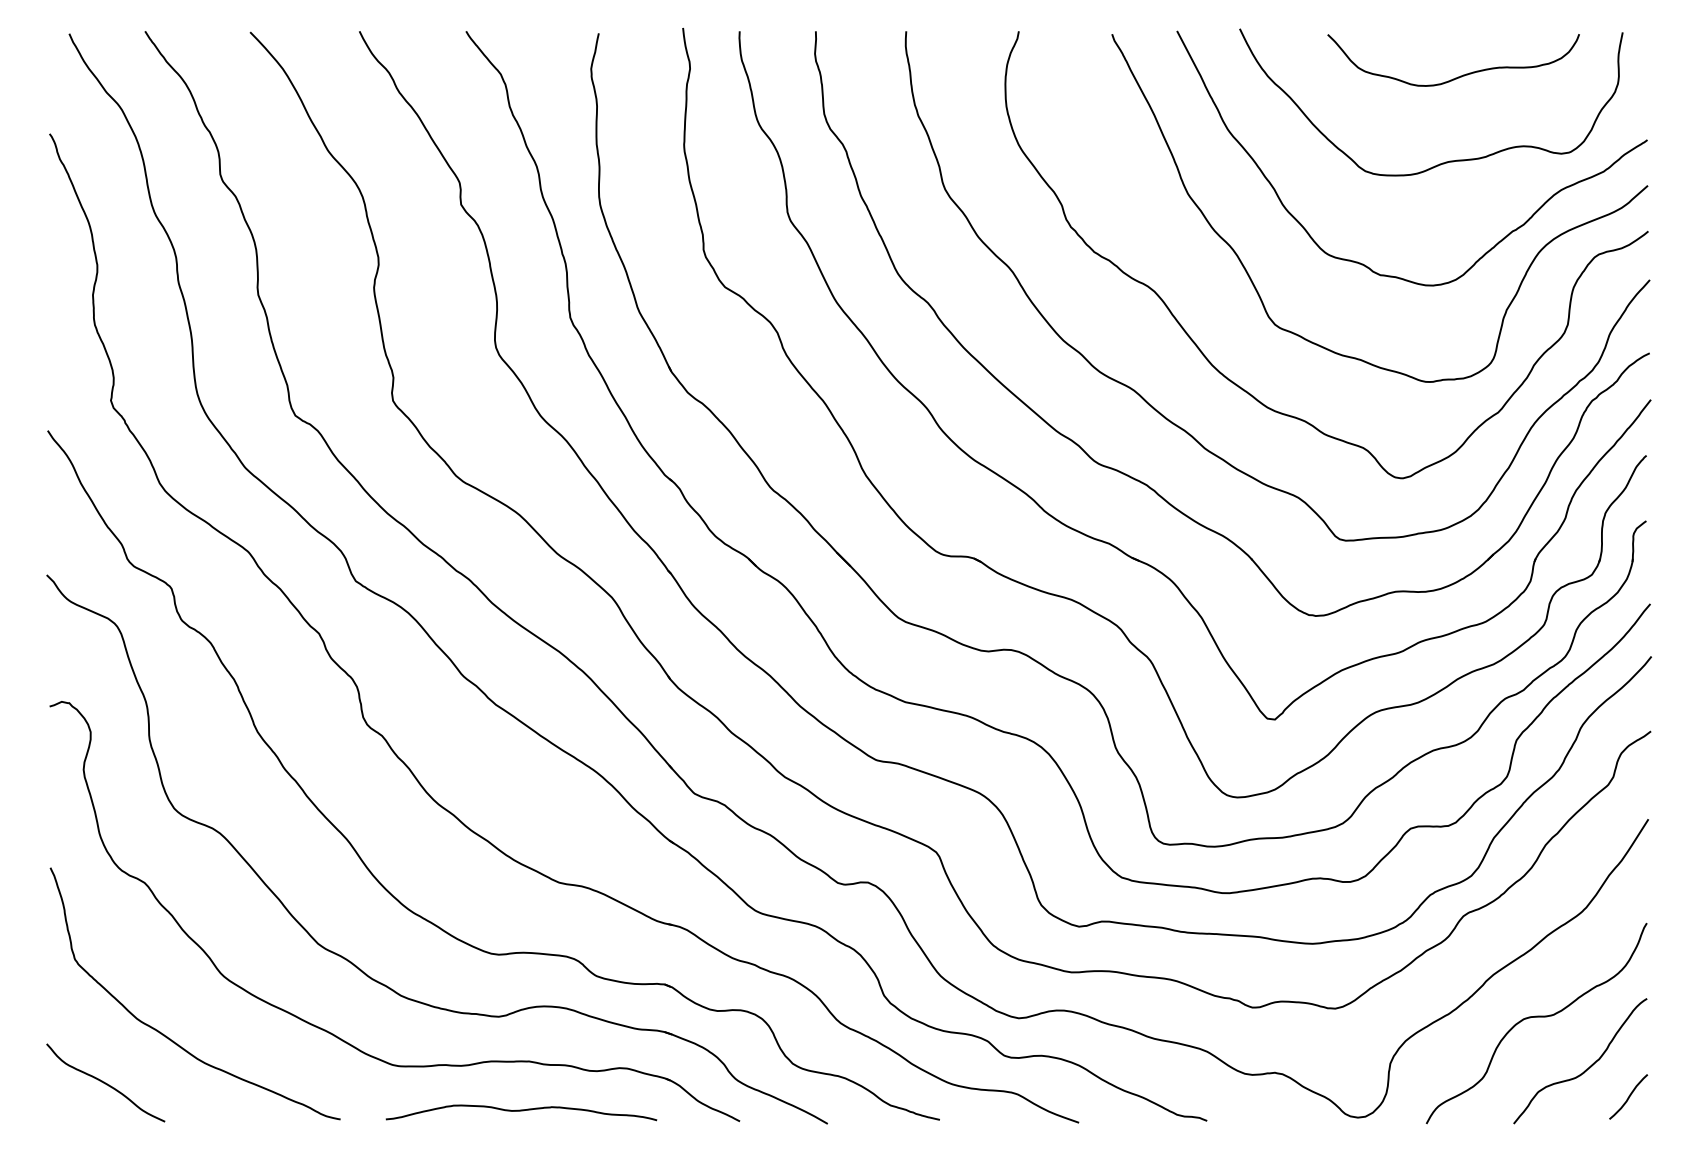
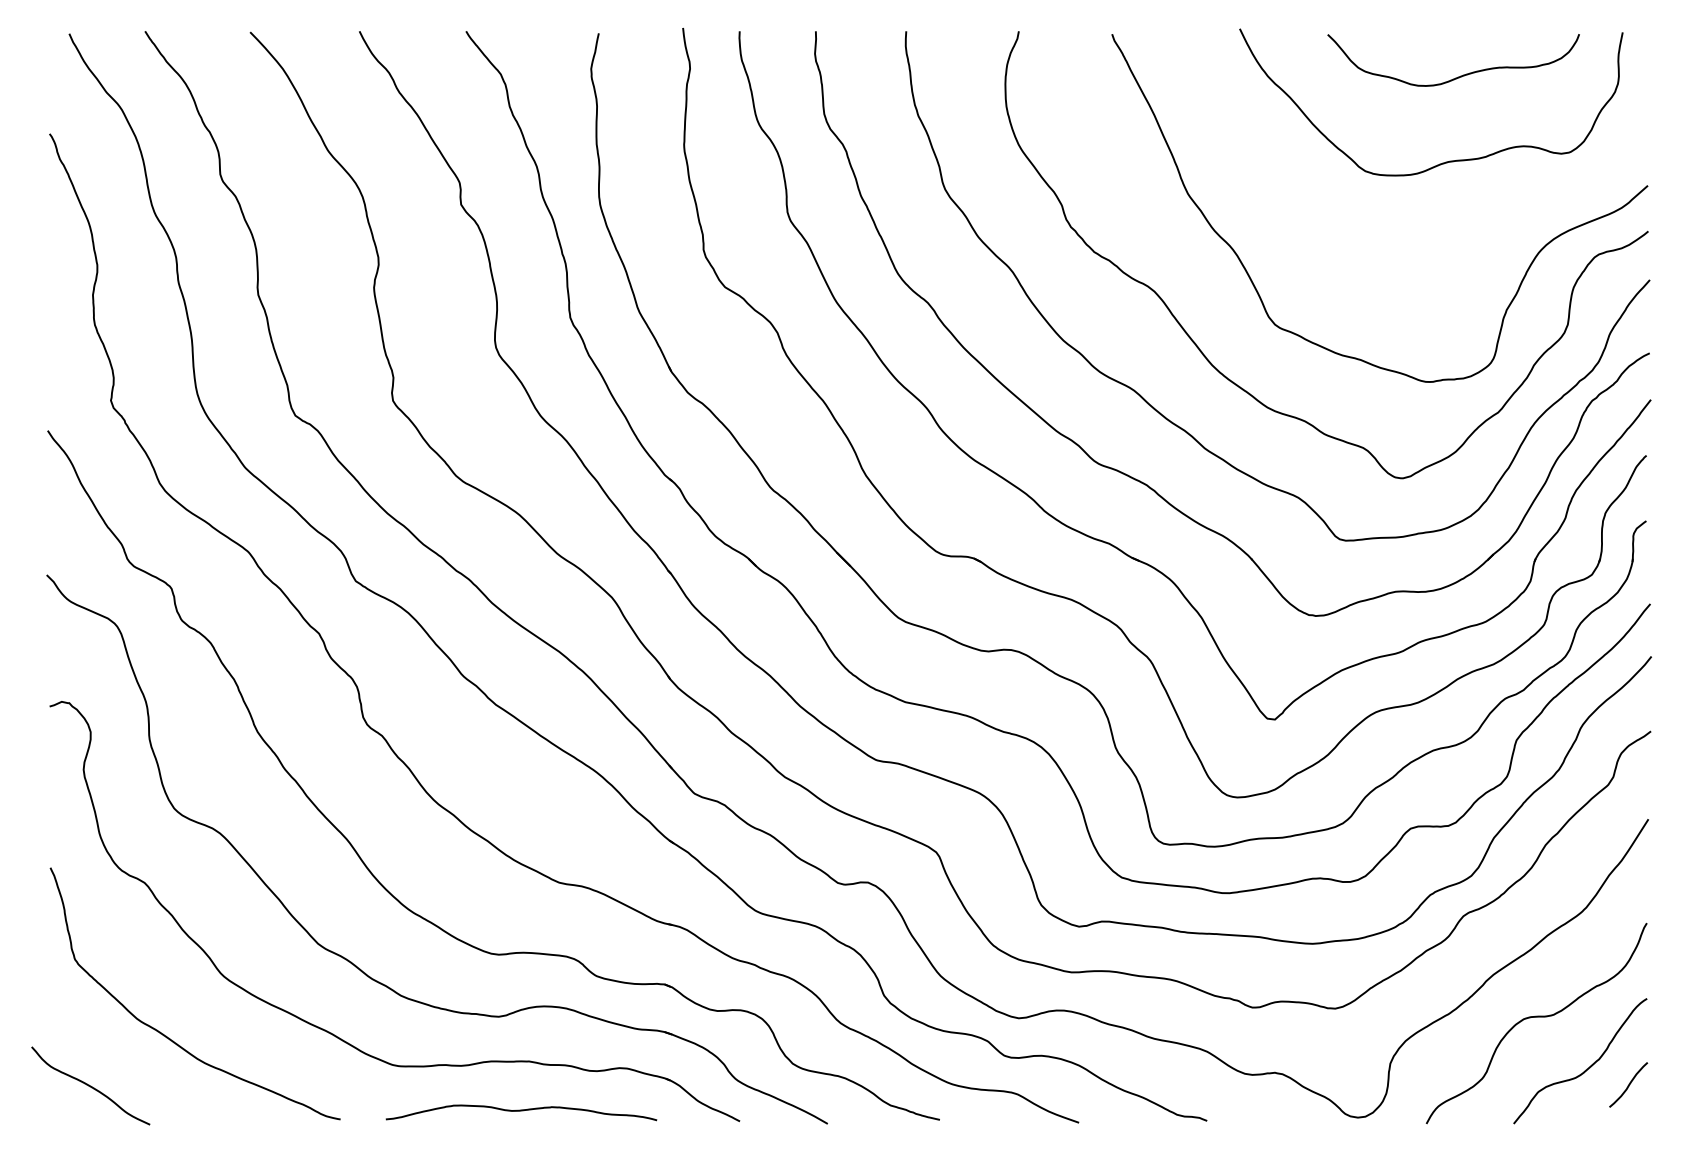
curve: present -> none (1363, 263)
curve position: (105, 1082) -> (90, 1085) (90, 1085)
curve position: (1628, 1096) -> (1628, 1084) (1628, 1084)
